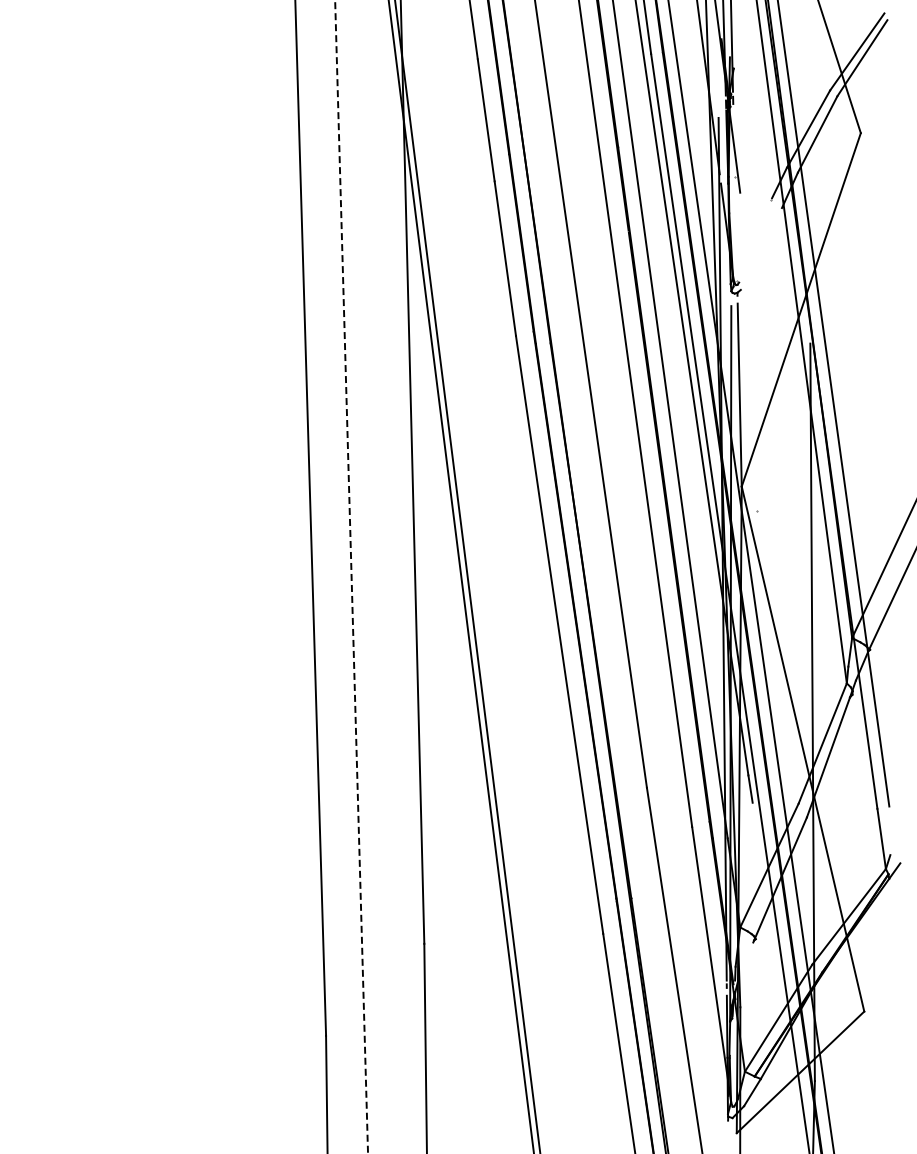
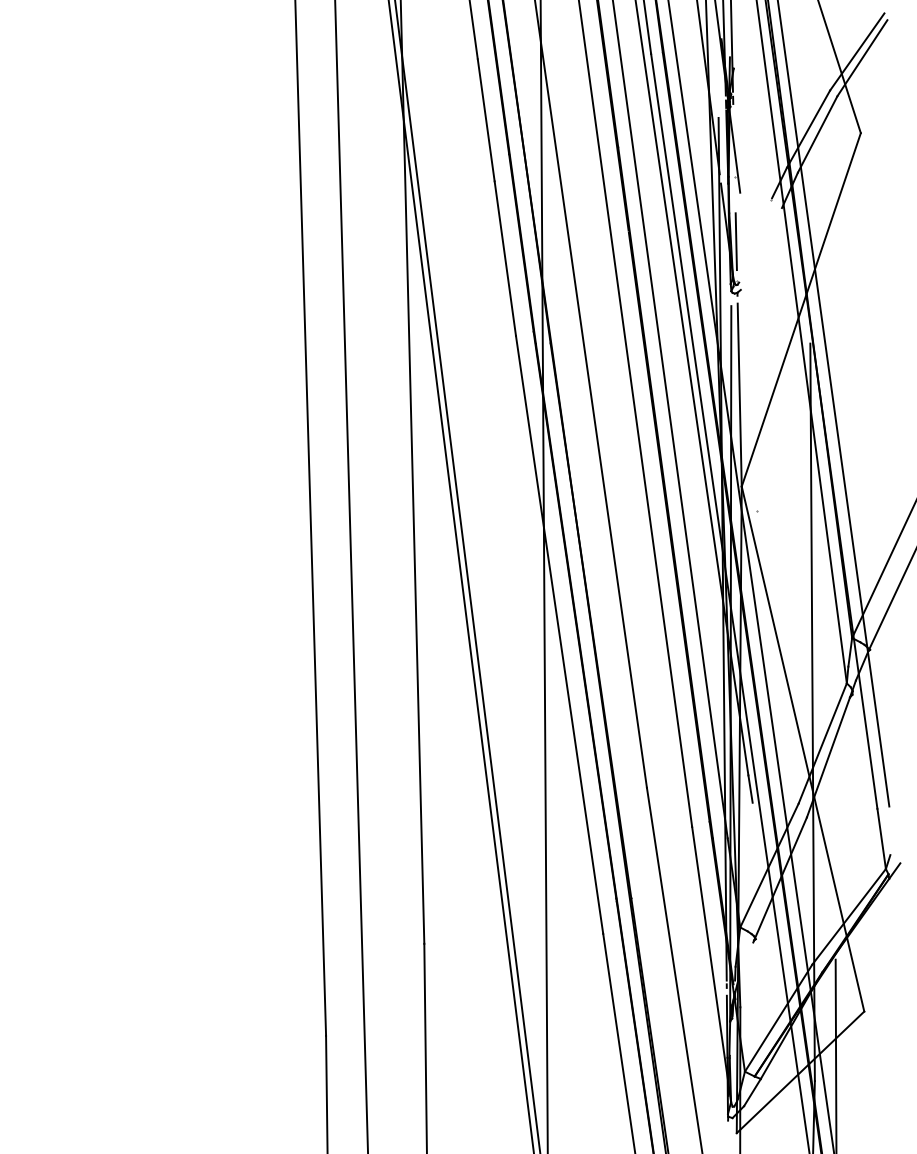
line: none -> present (735, 241)
line: none -> present (543, 576)
line: dashed -> solid (351, 577)
line: none -> present (835, 1054)
